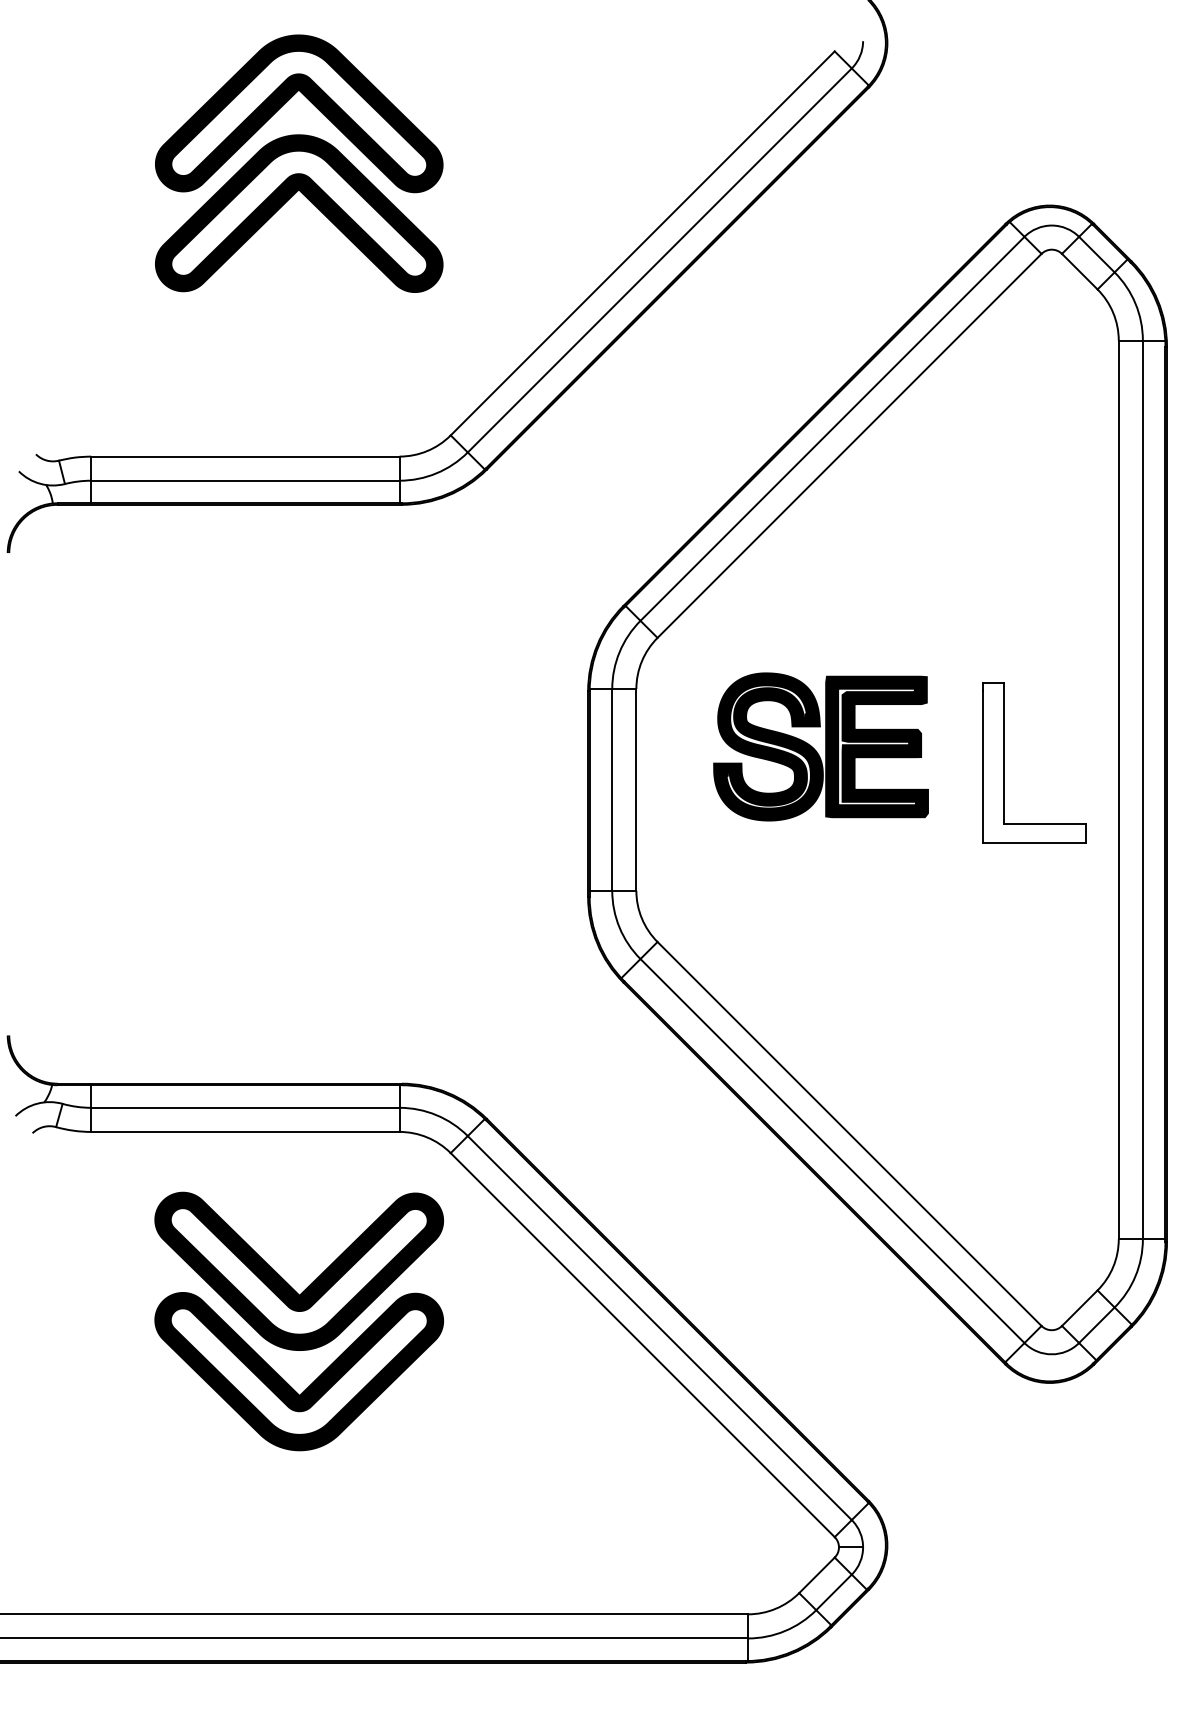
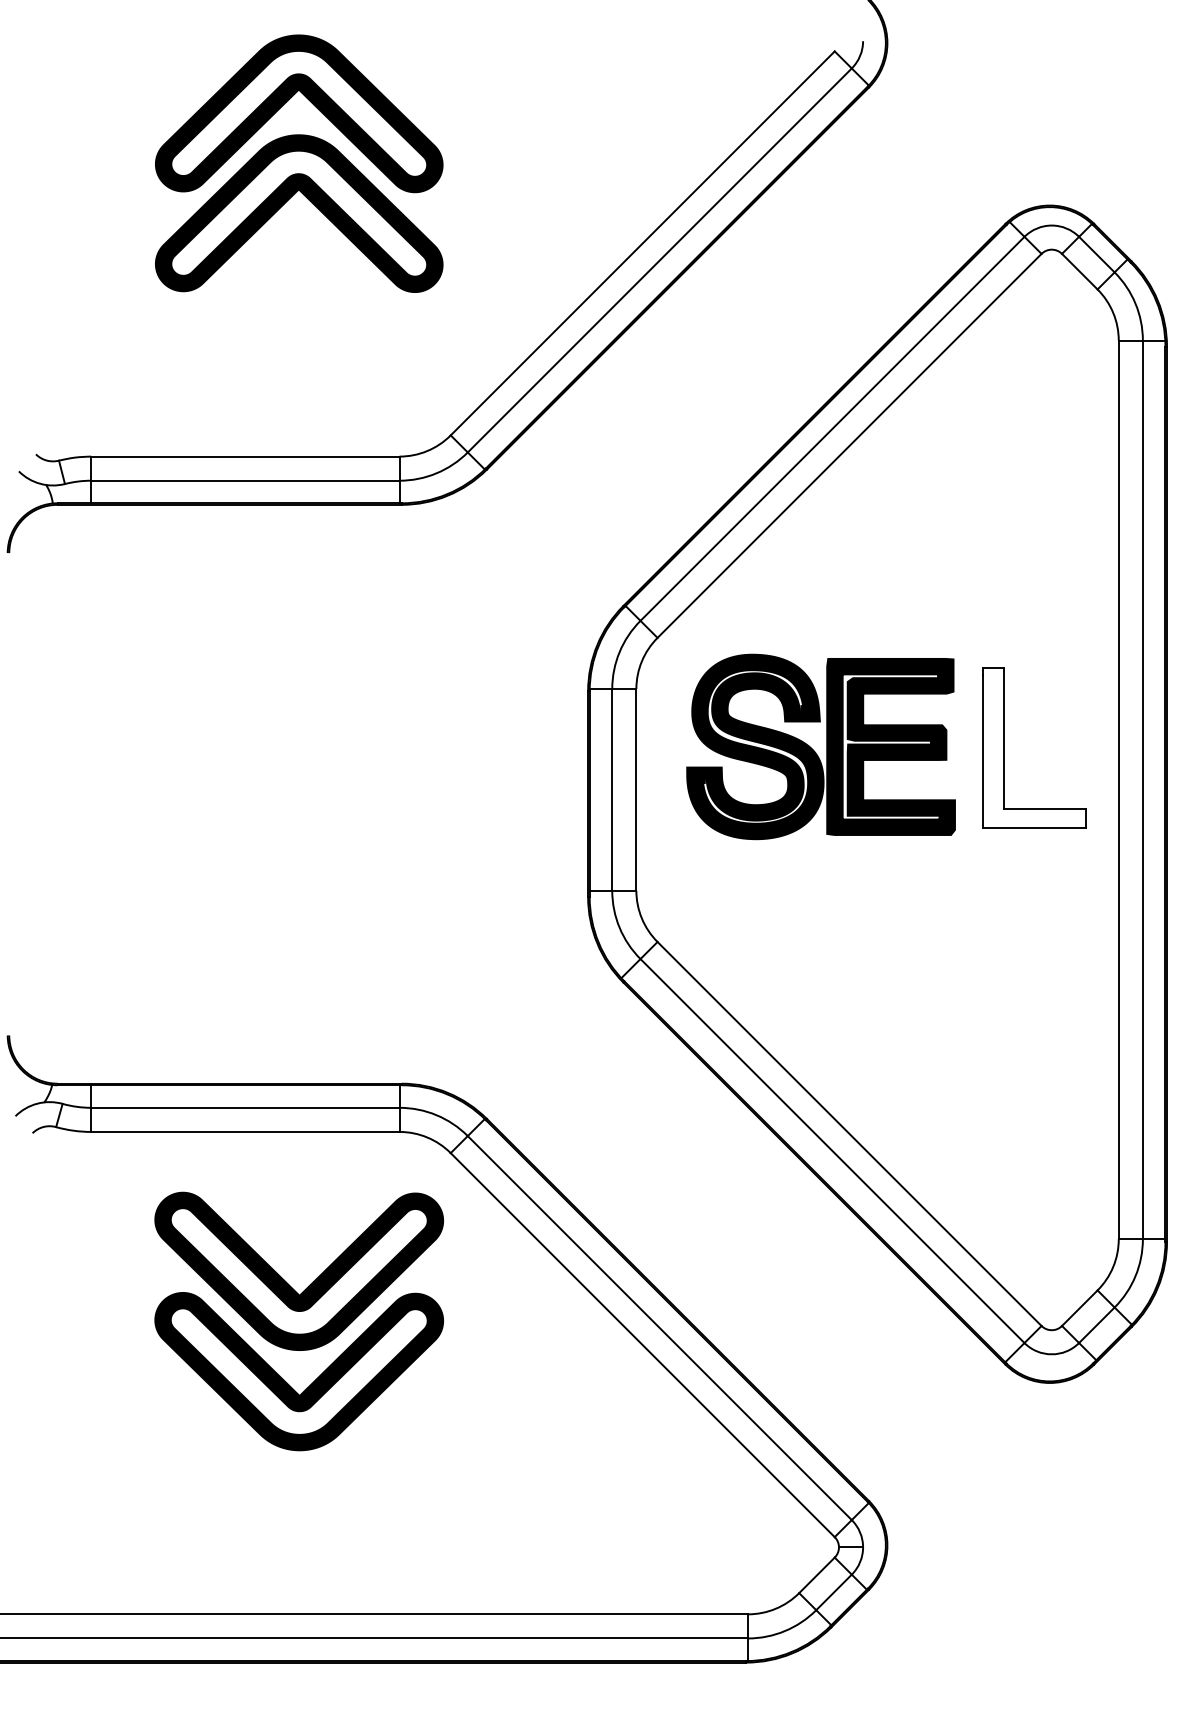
part size: 216x150 px -> 270x188 px (820, 746)
part position: (1004, 762) -> (1004, 747) (1004, 747)
